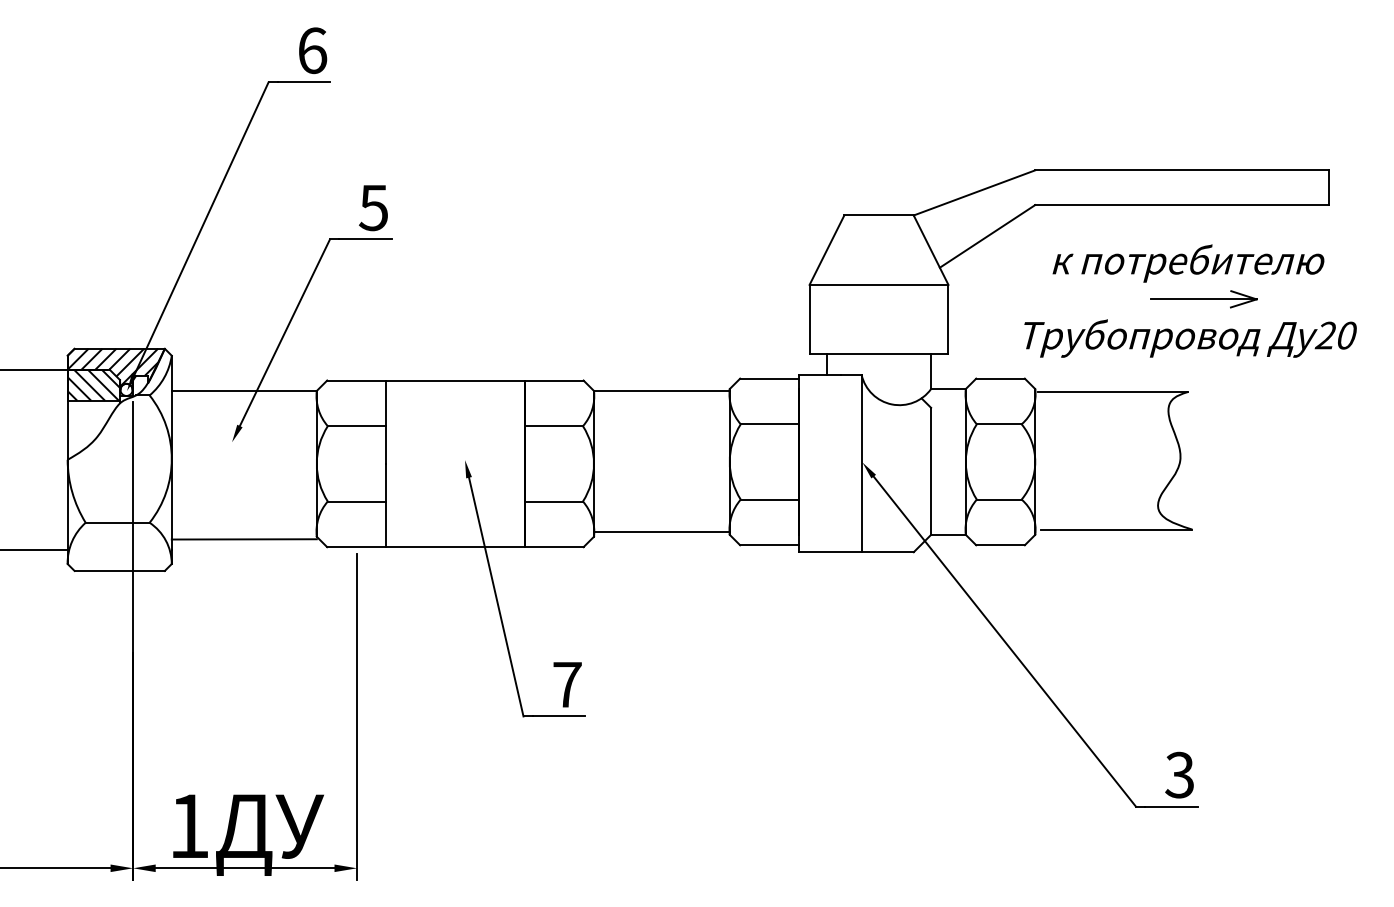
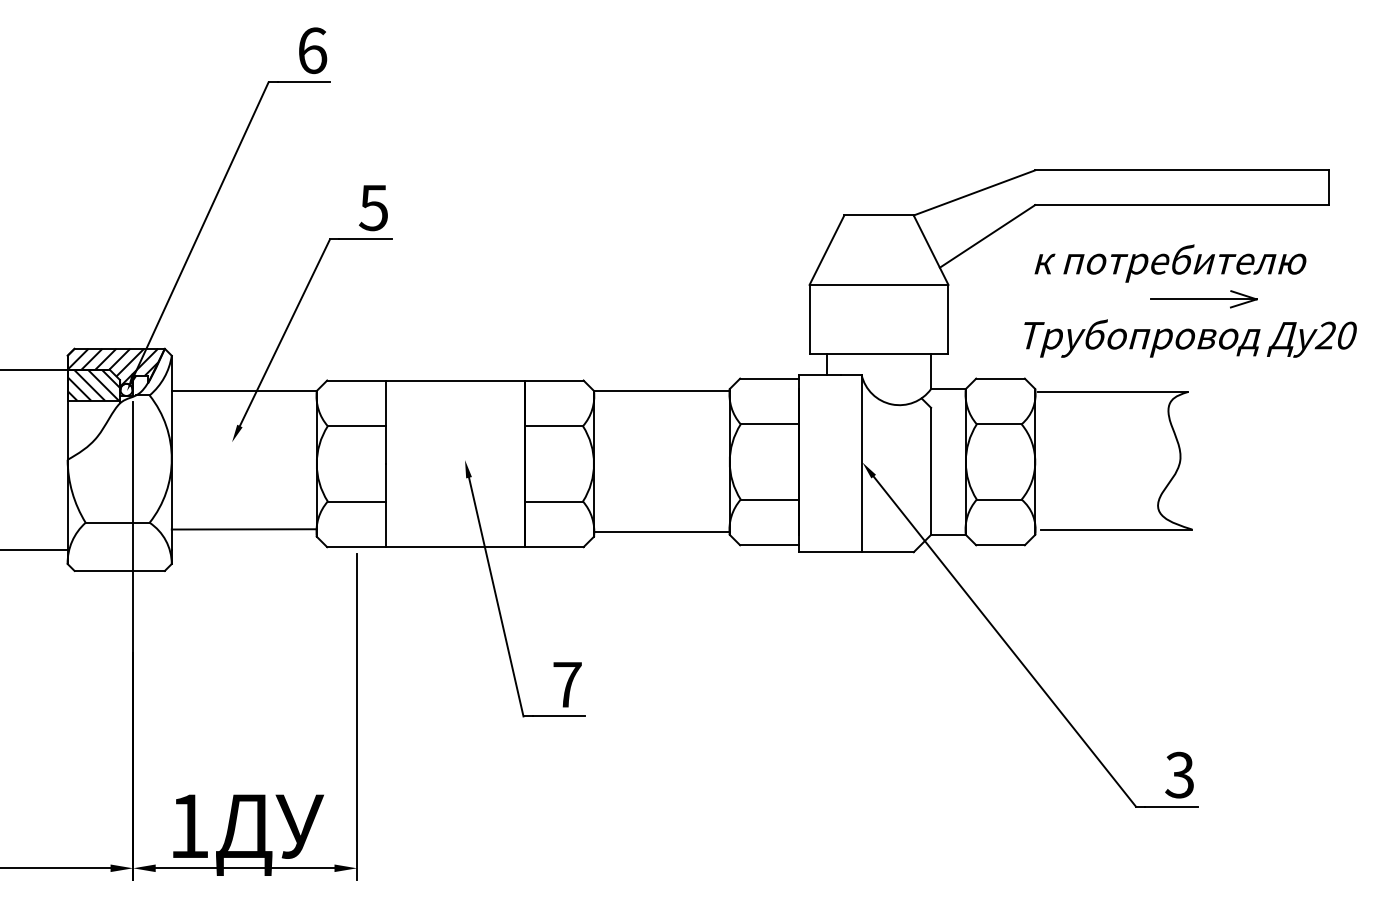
text position: (1188, 263) -> (1170, 263) (1170, 263)
line position: (243, 539) -> (243, 529) (243, 529)
